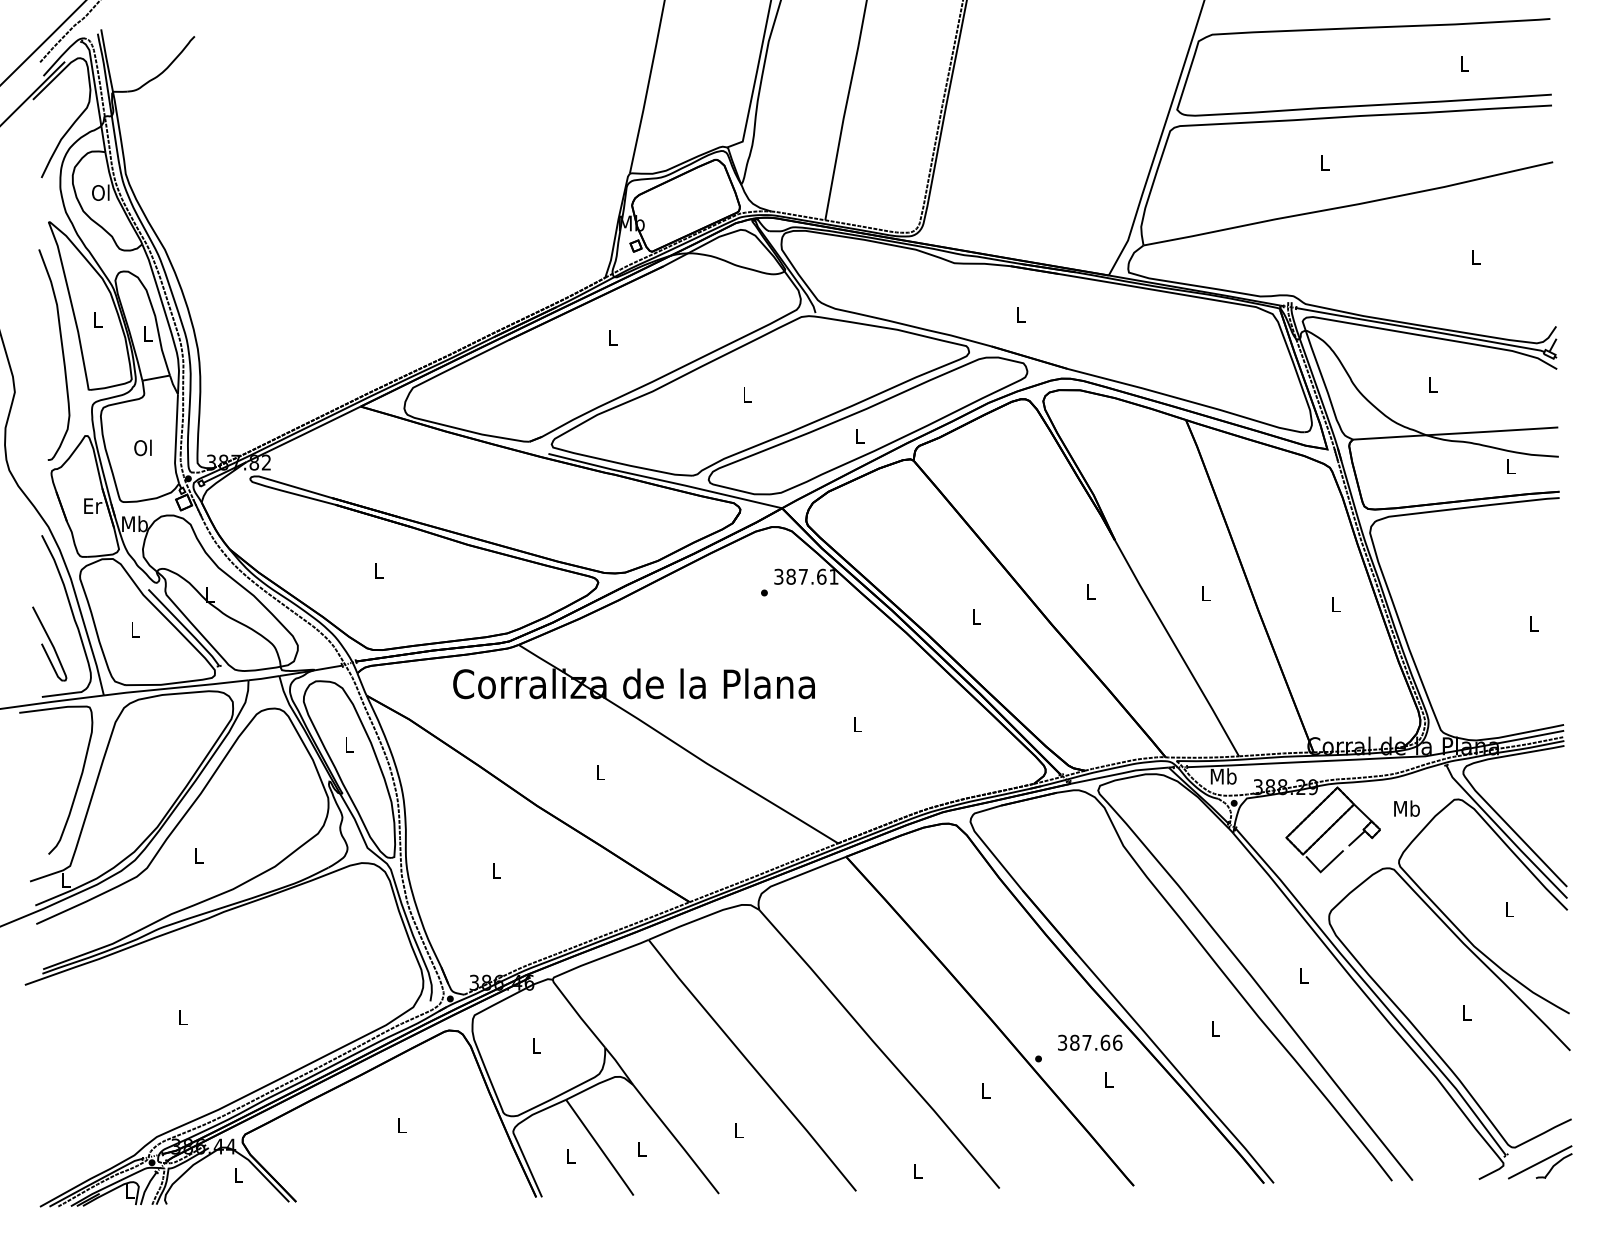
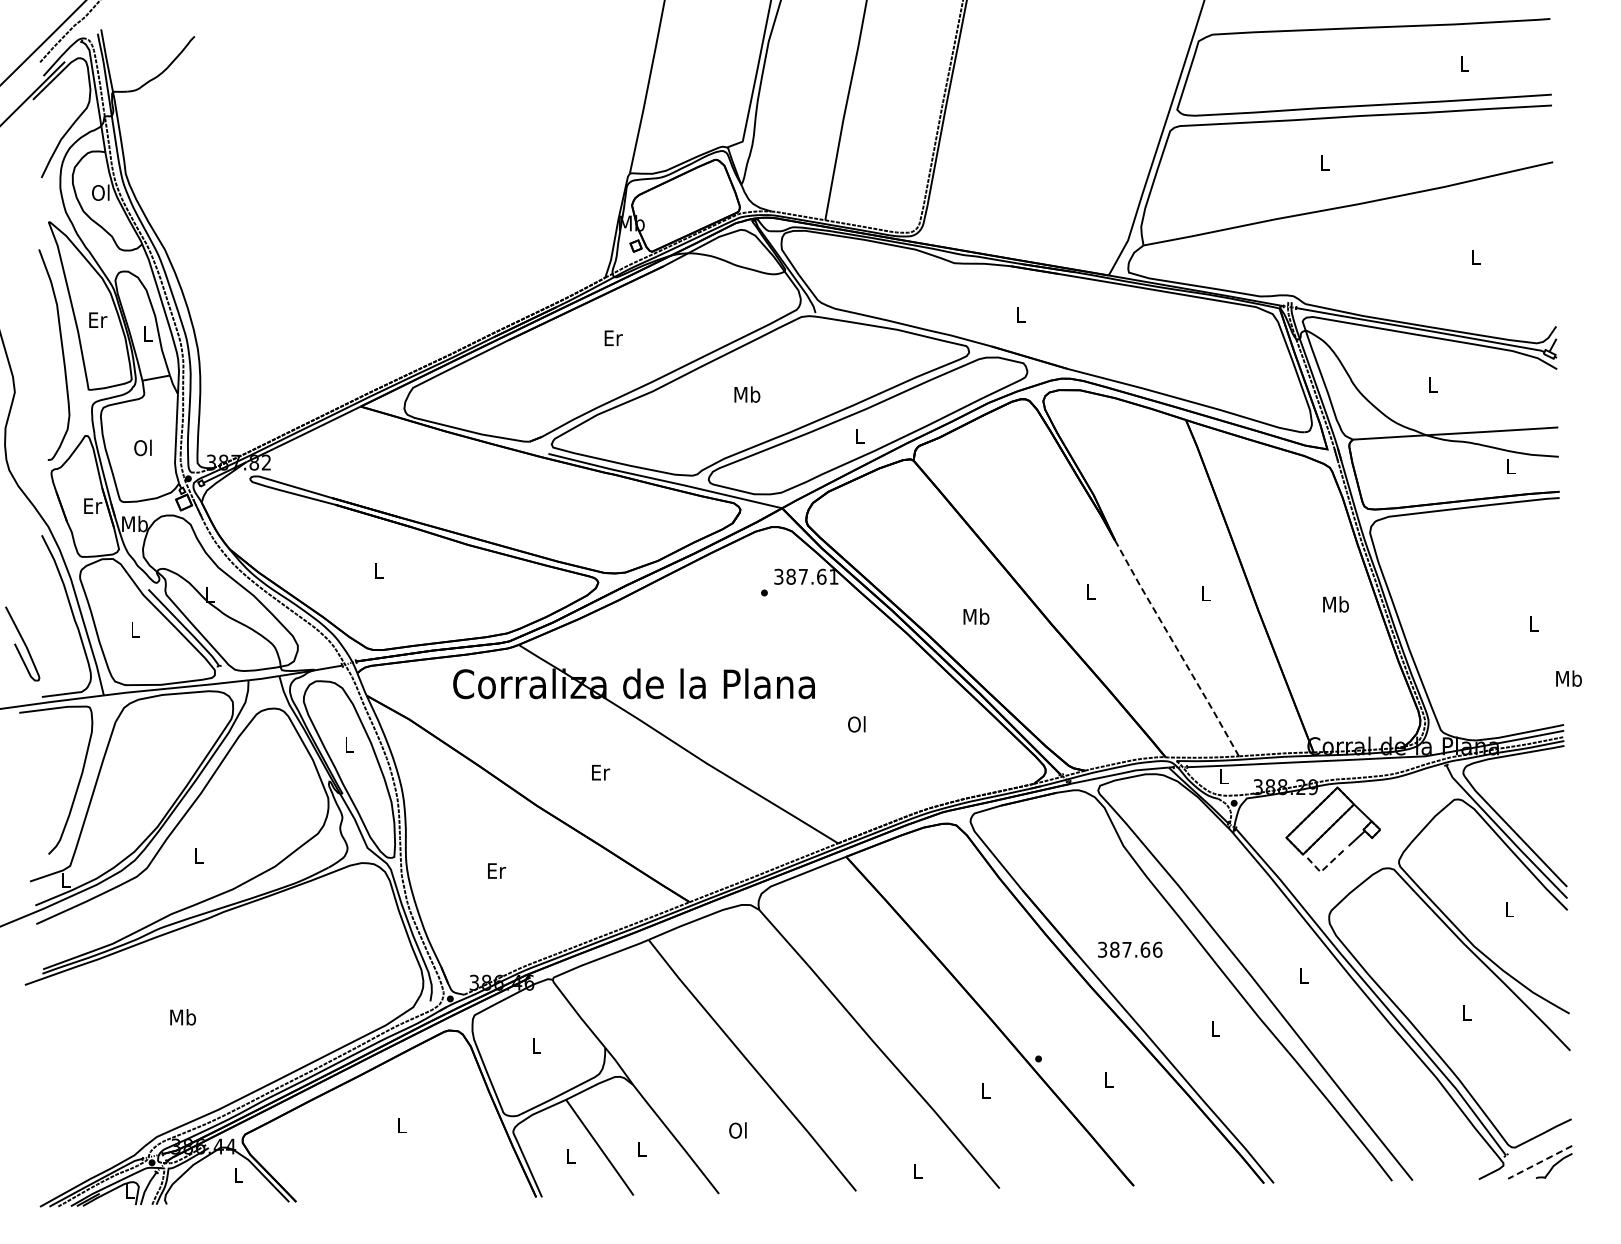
text: L -> Er (98, 319)
text: L -> Er (613, 337)
text: L -> Mb (747, 394)
text: L -> Mb (1335, 604)
text: L -> Mb (976, 616)
part position: (49, 643) -> (22, 643) (22, 643)
line: solid -> dashed (1176, 647)
text: L -> Ol (856, 724)
text: L -> Er (601, 772)
text: Mb -> L (1223, 776)
text position: (1406, 808) -> (1568, 678) (1568, 678)
line: solid -> dashed (1323, 869)
text: L -> Er (497, 870)
text: L -> Mb (183, 1017)
text position: (1090, 1042) -> (1130, 949) (1130, 949)
text: L -> Ol (737, 1130)
line: solid -> dashed (1539, 1162)
